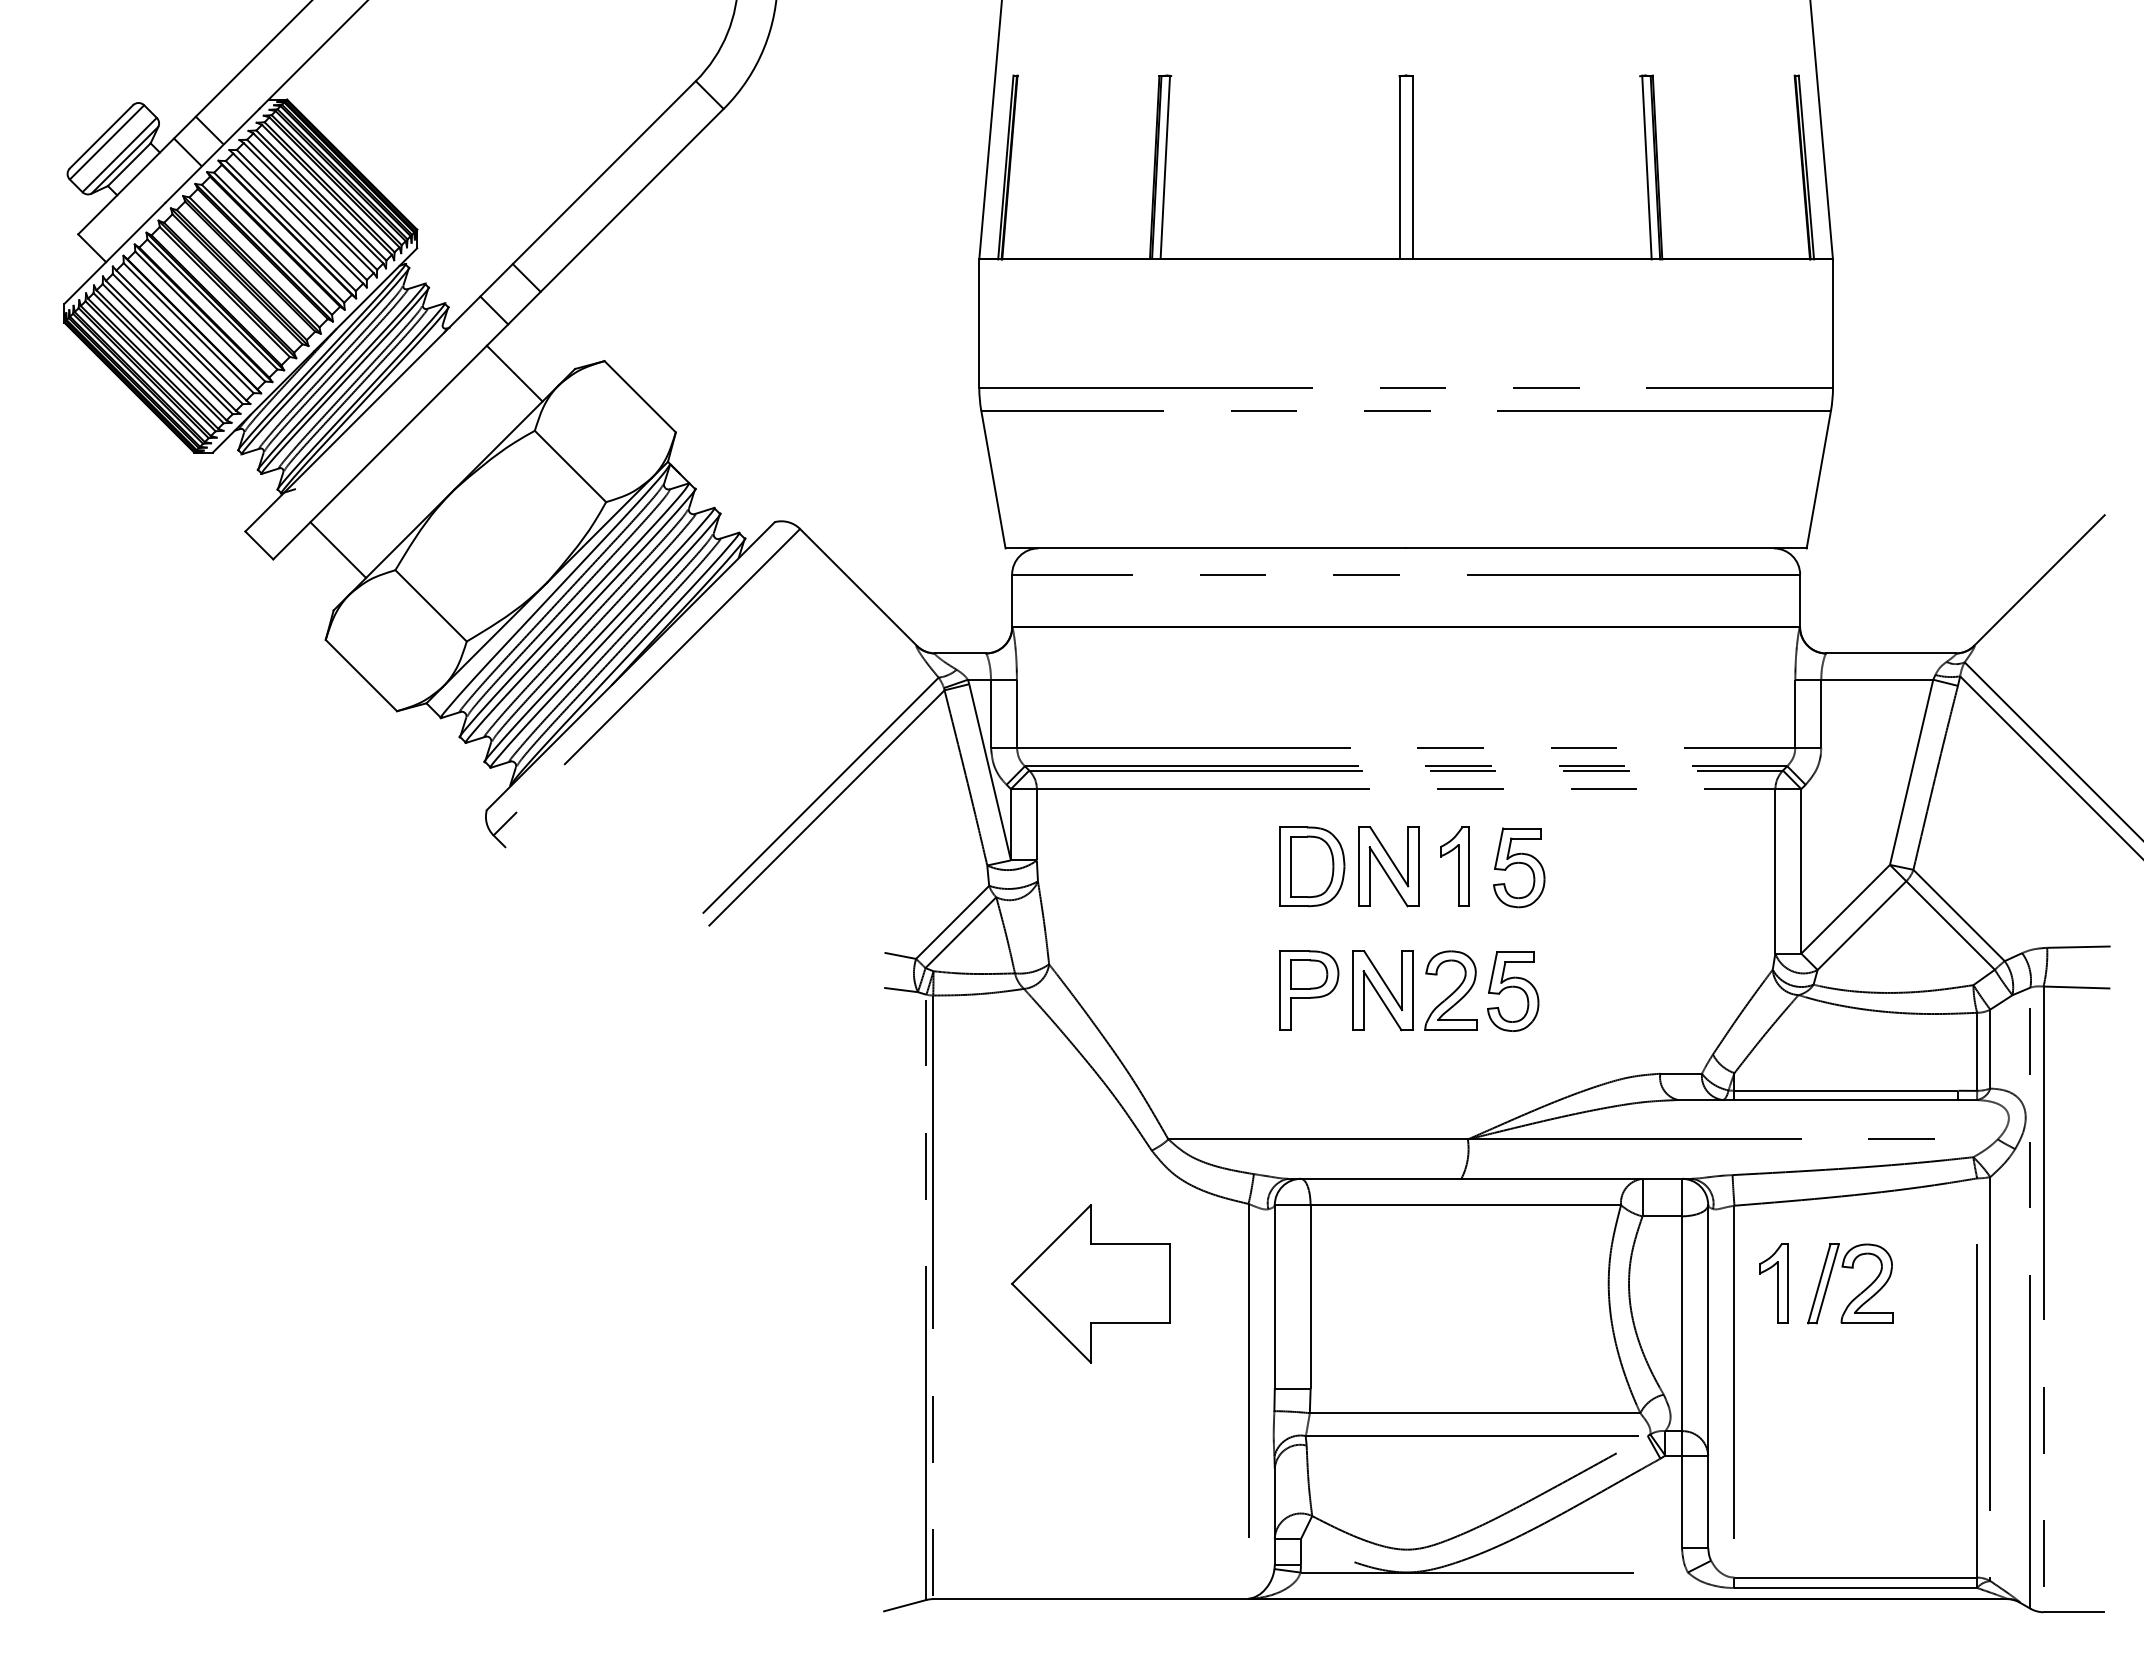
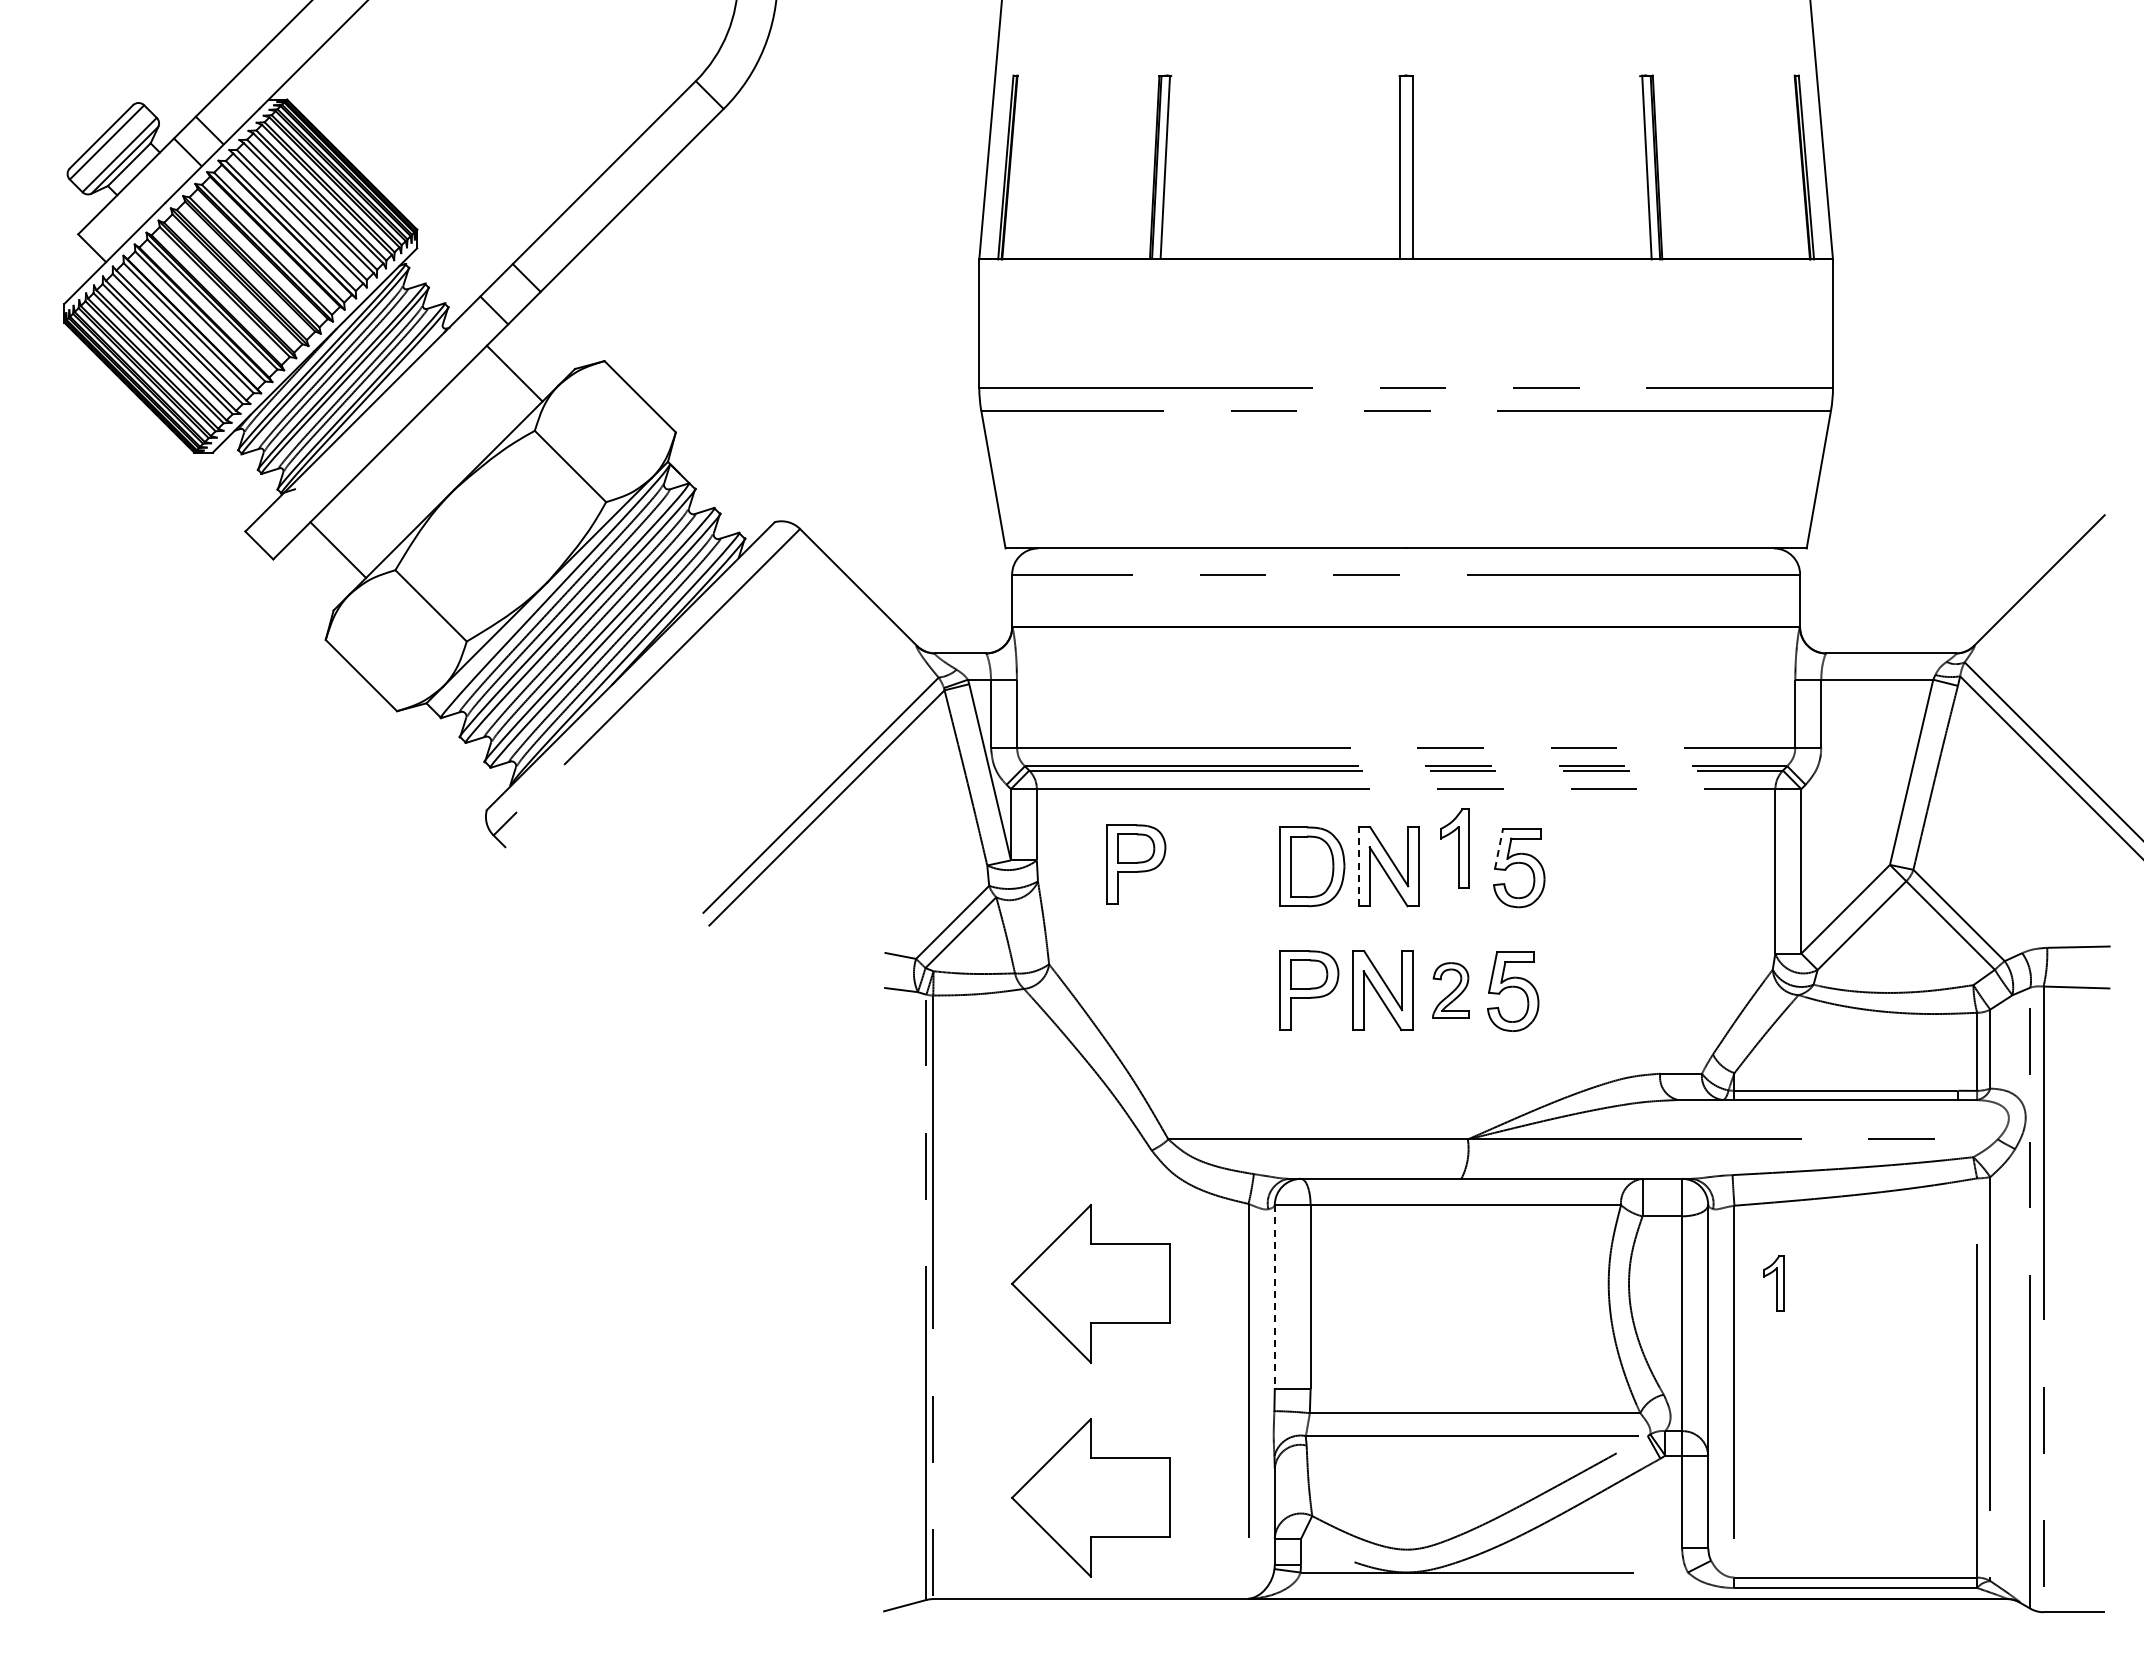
line: solid -> dashed (1499, 848)
part: none -> present (1136, 864)
line: solid -> dashed (1358, 866)
part position: (1454, 866) -> (1454, 848) (1454, 848)
part size: 54x81 px -> 38x57 px (1450, 990)
part size: 30x81 px -> 22x57 px (1773, 1283)
part: present -> none (1860, 1292)
line: solid -> dashed (1274, 1297)
part: none -> present (1090, 1497)
